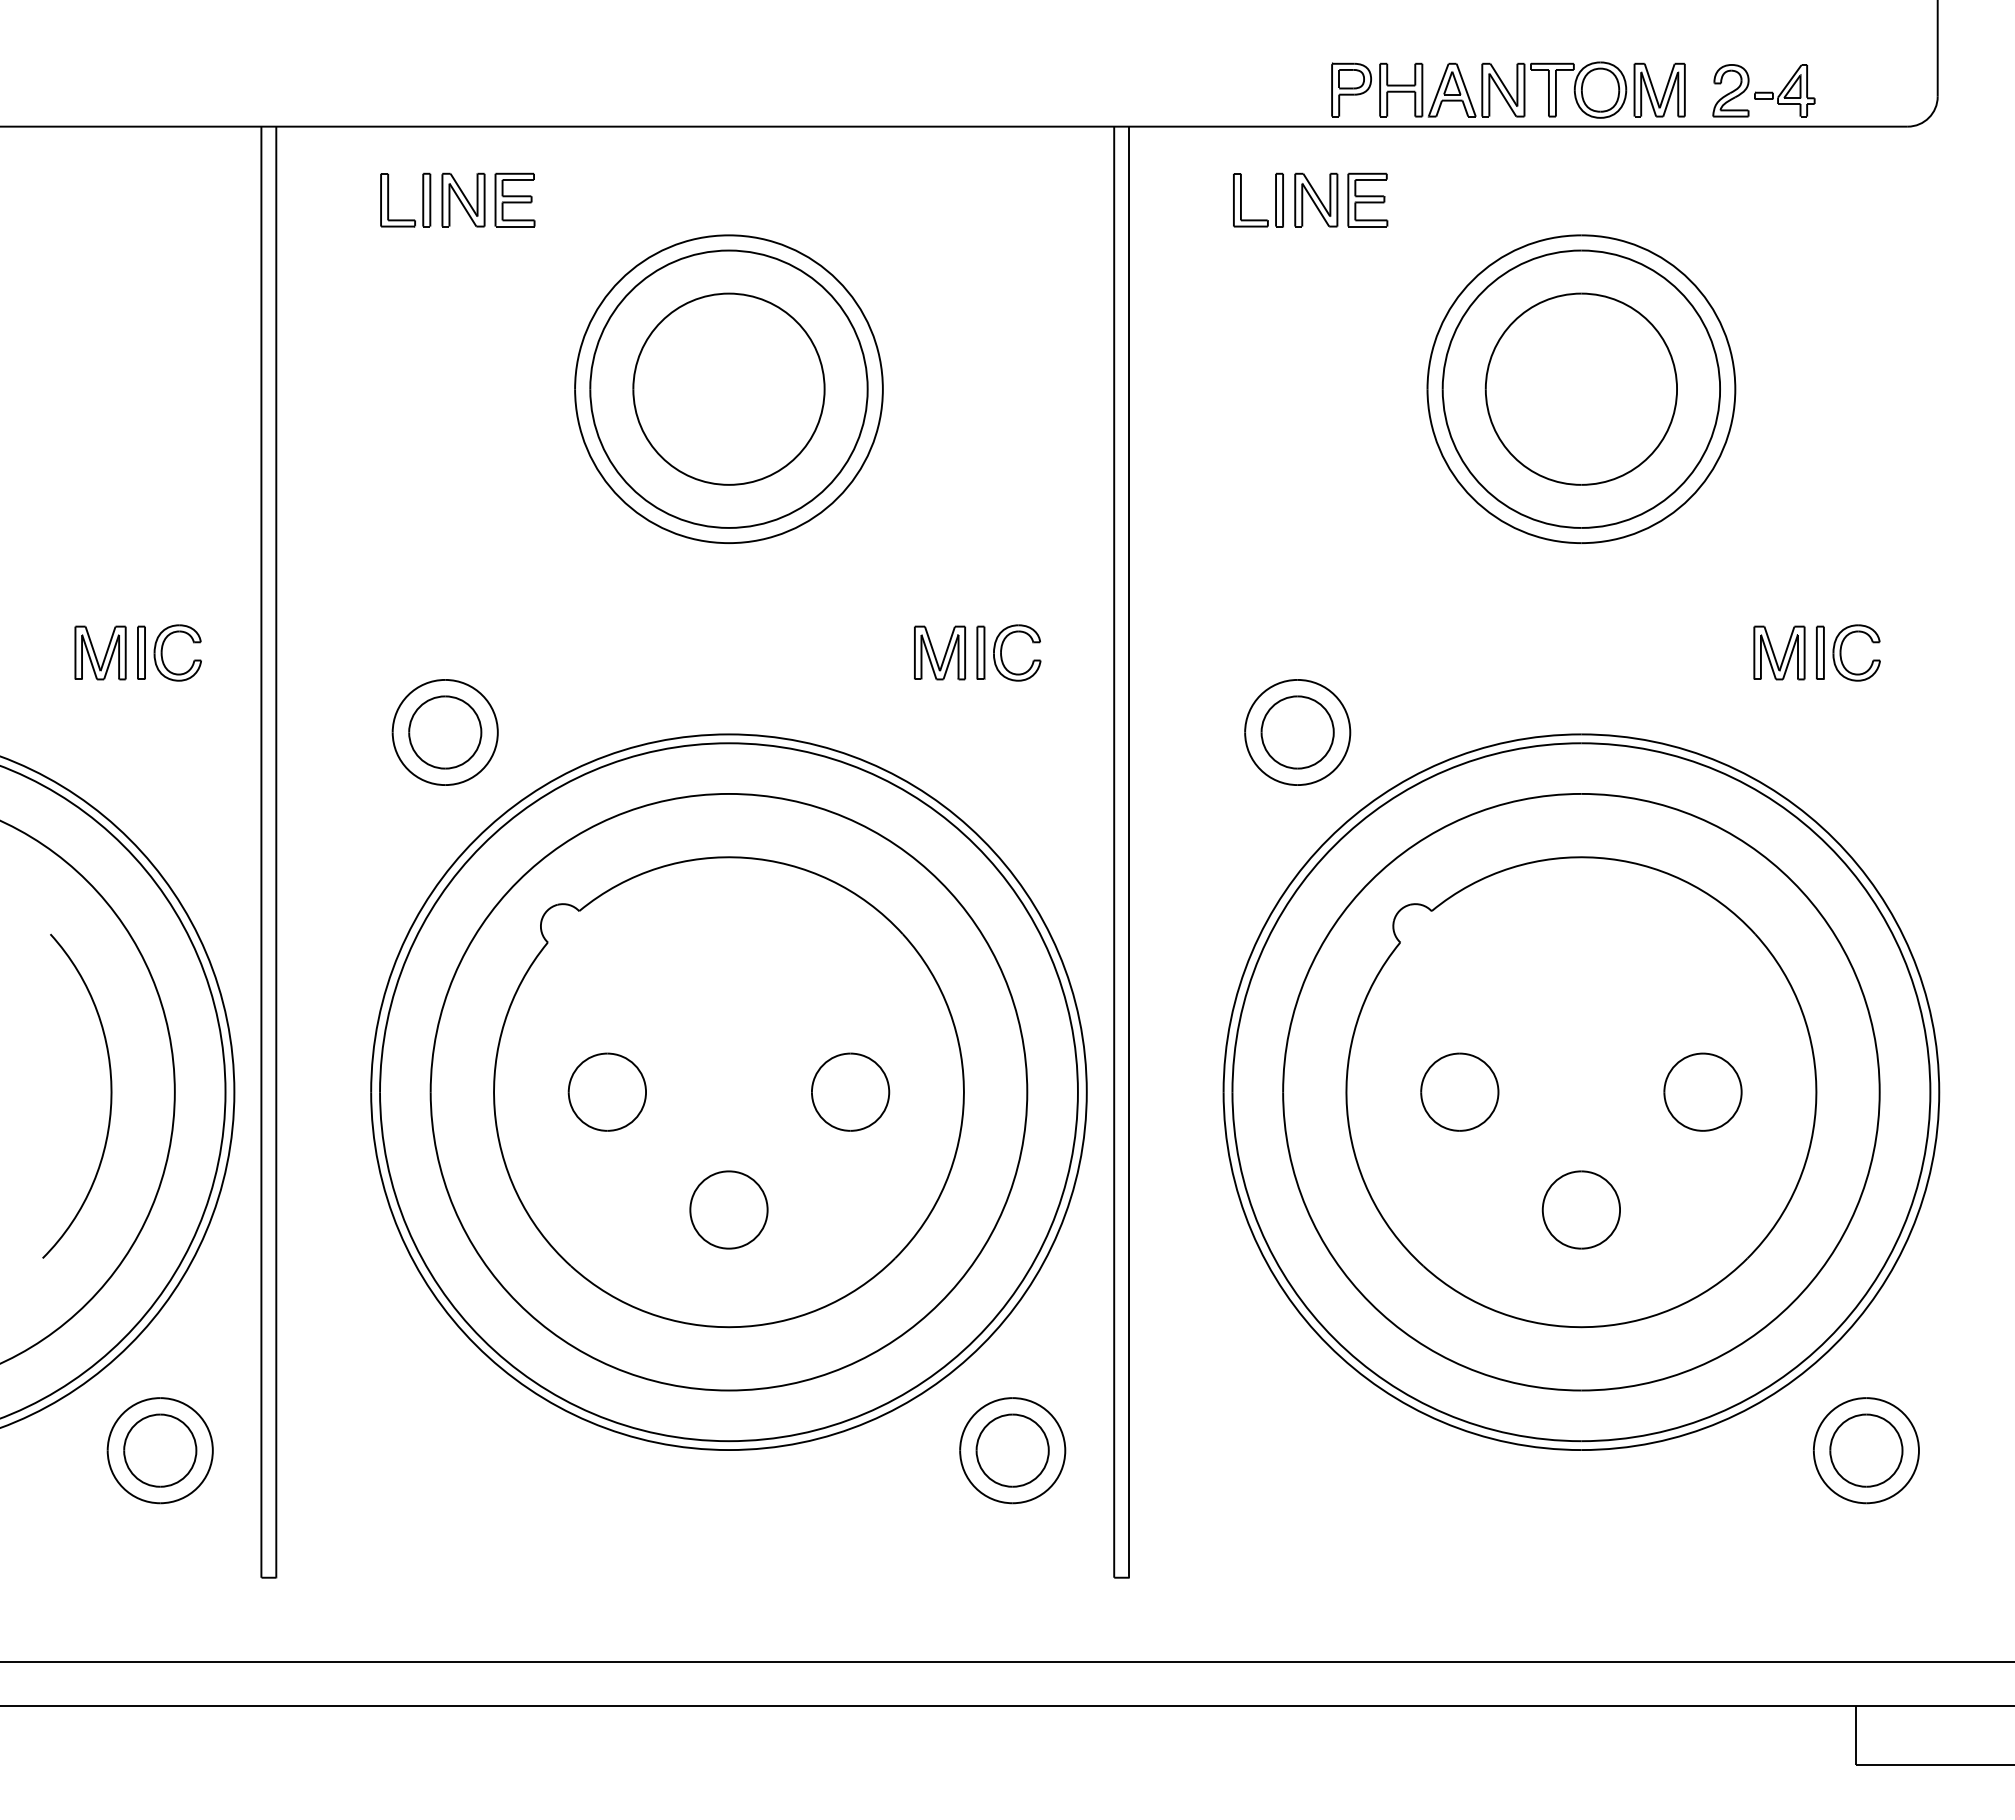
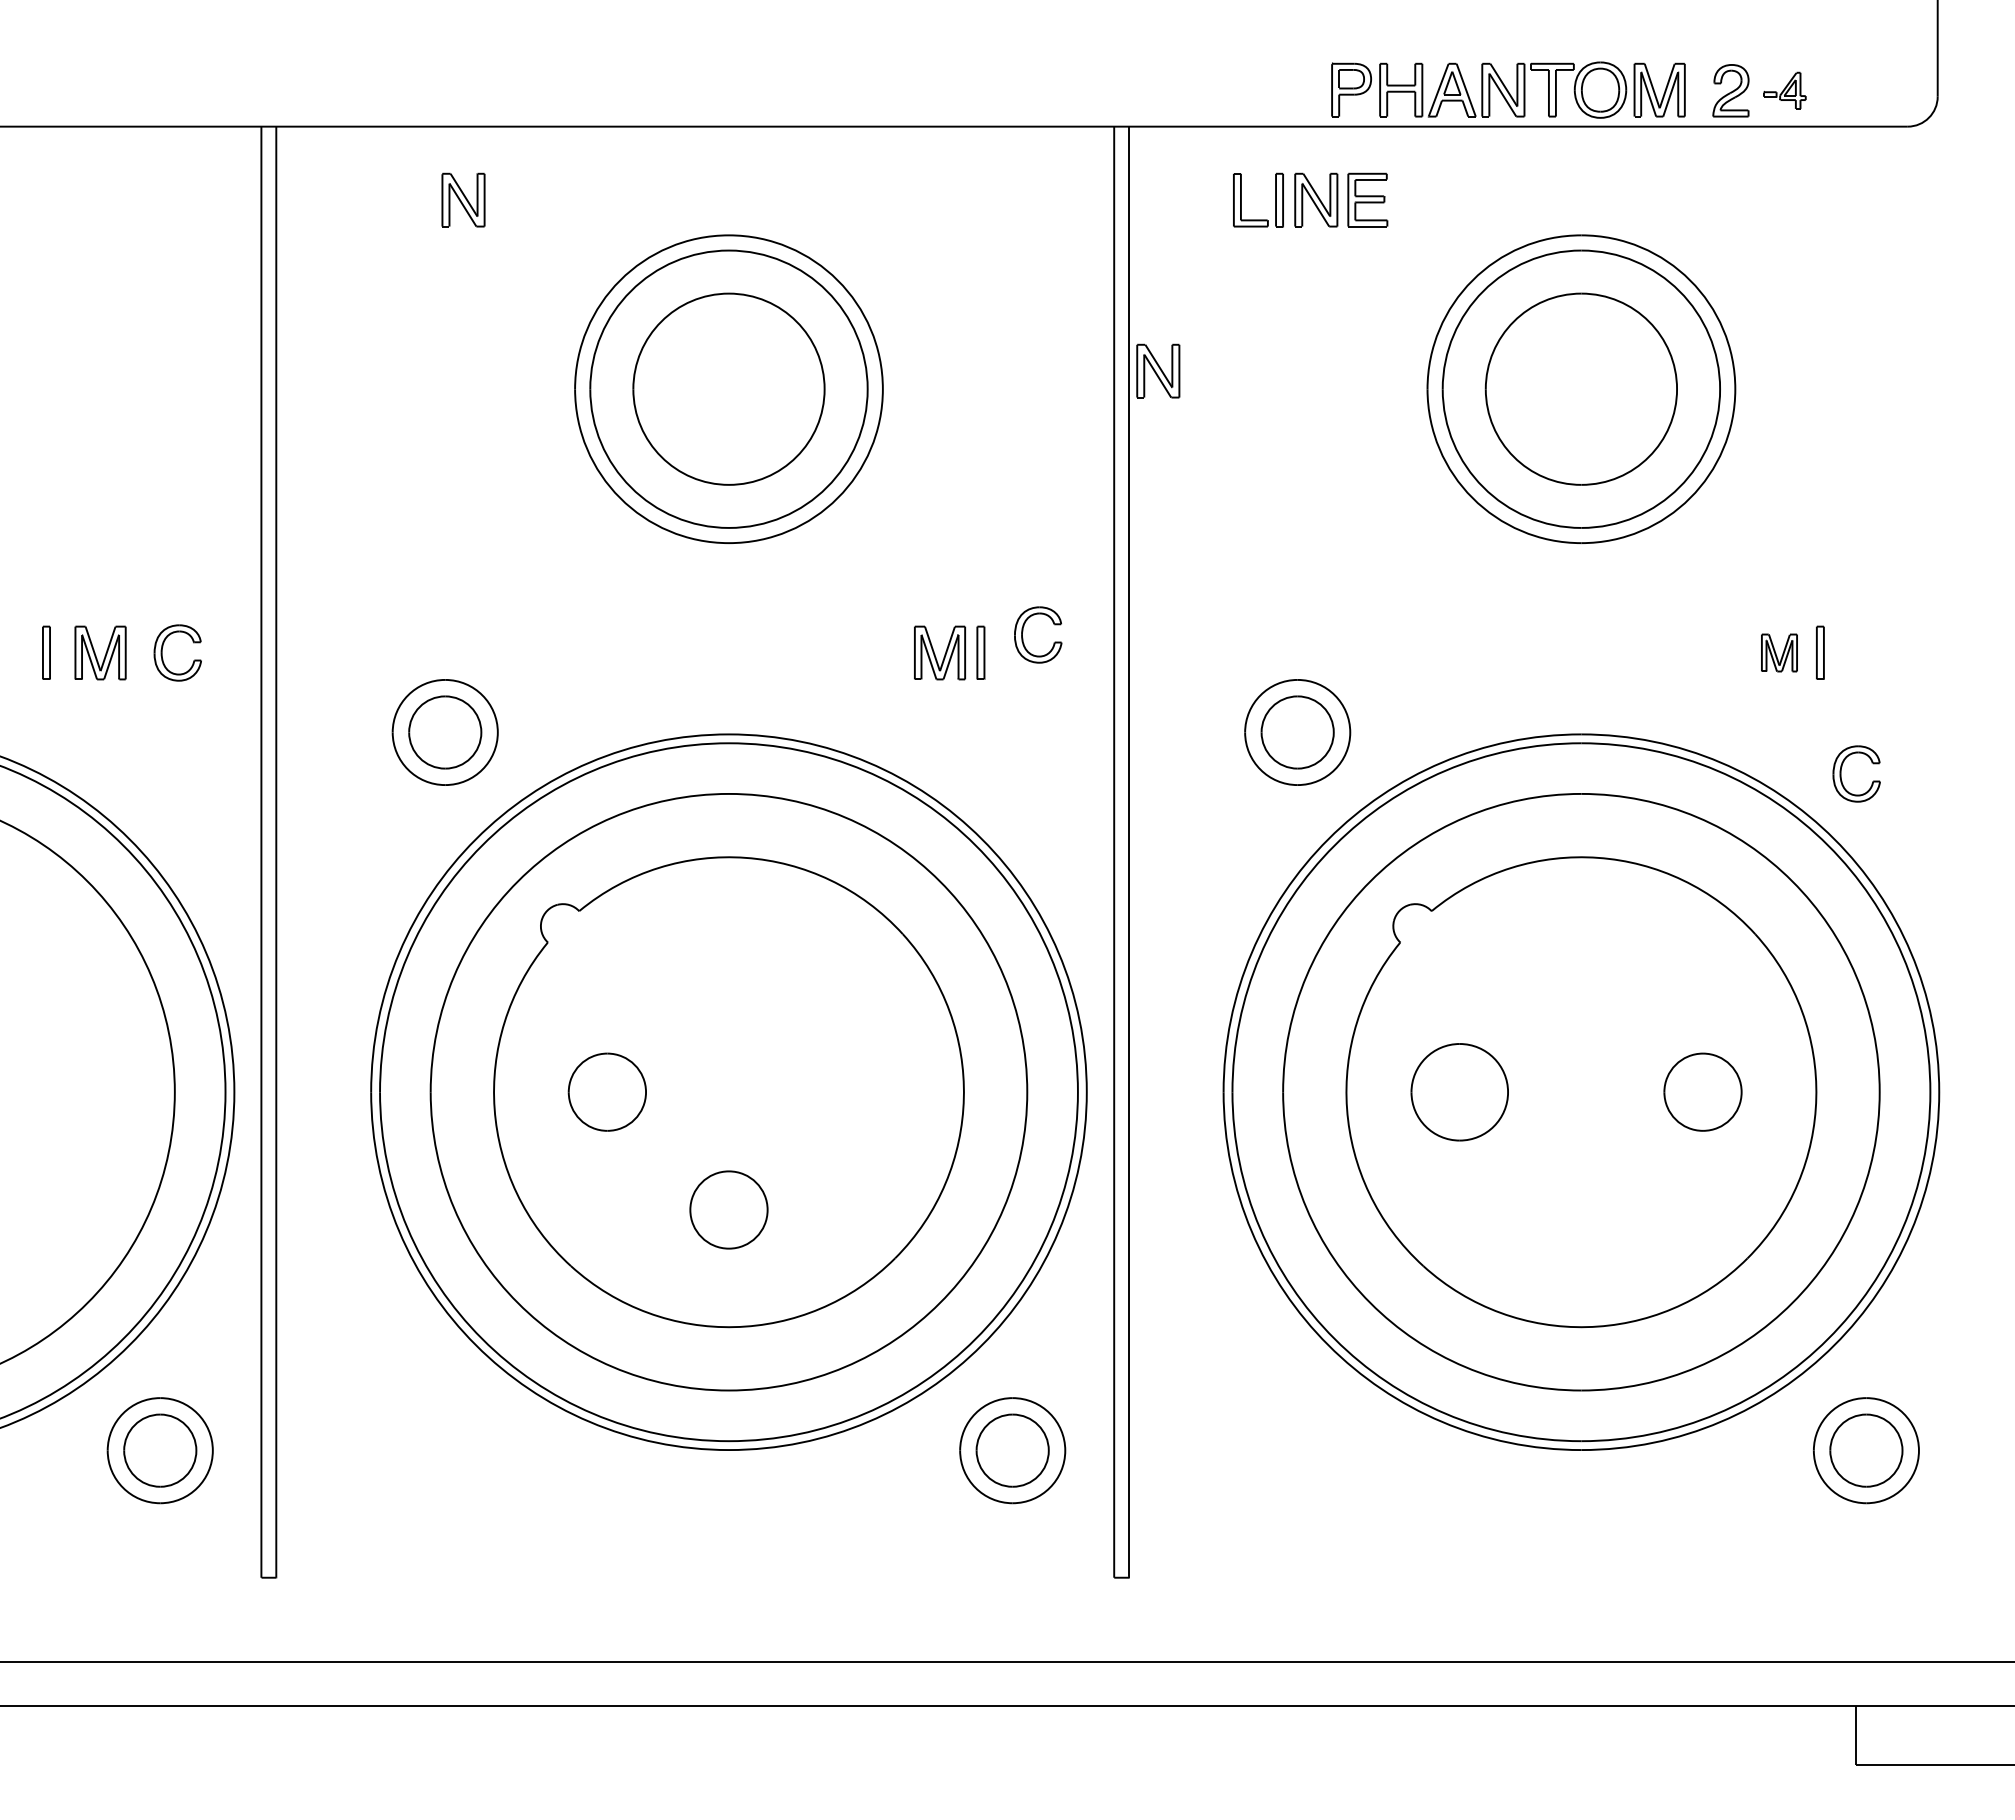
part size: 62x54 px -> 44x39 px (1784, 90)
part: present -> none (388, 199)
part: present -> none (514, 199)
part: none -> present (1158, 370)
part position: (1002, 649) -> (1023, 631) (1023, 631)
part position: (141, 652) -> (46, 652) (46, 652)
part size: 53x56 px -> 37x40 px (1779, 652)
part position: (1841, 652) -> (1841, 773) (1841, 773)
part: present -> none (850, 1091)
part size: 80x80 px -> 99x99 px (1459, 1092)
curve: present -> none (110, 1095)
part: present -> none (1580, 1209)
